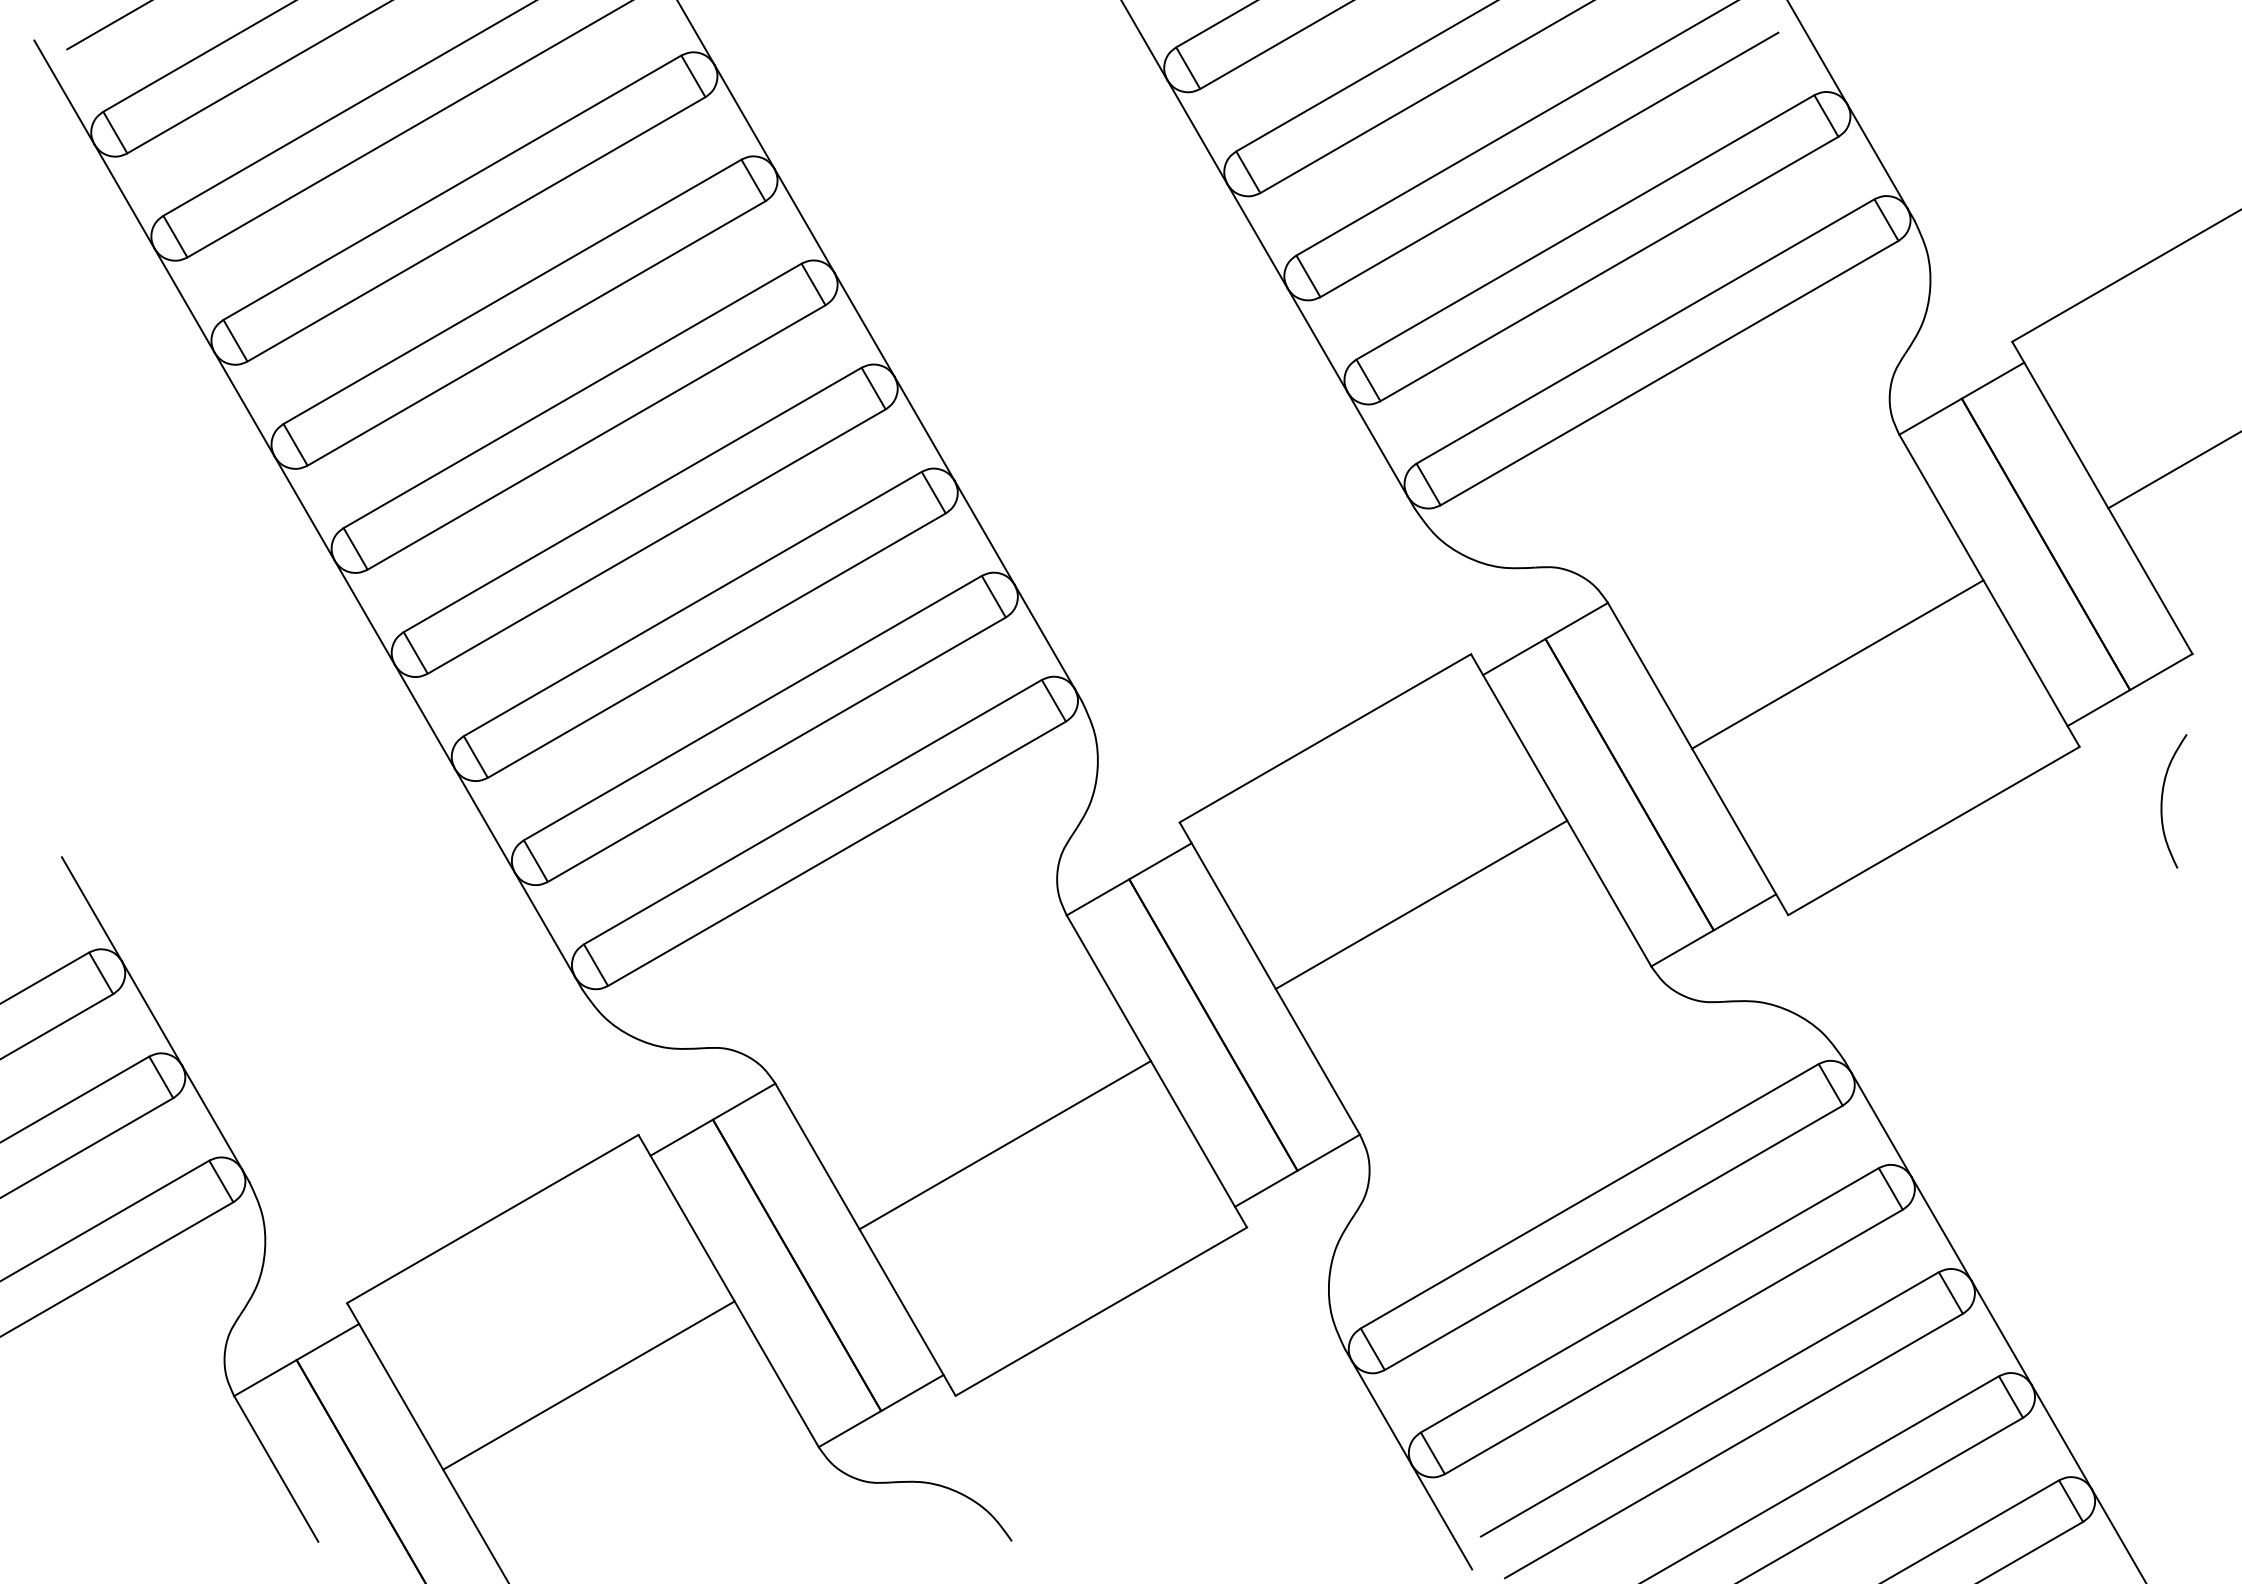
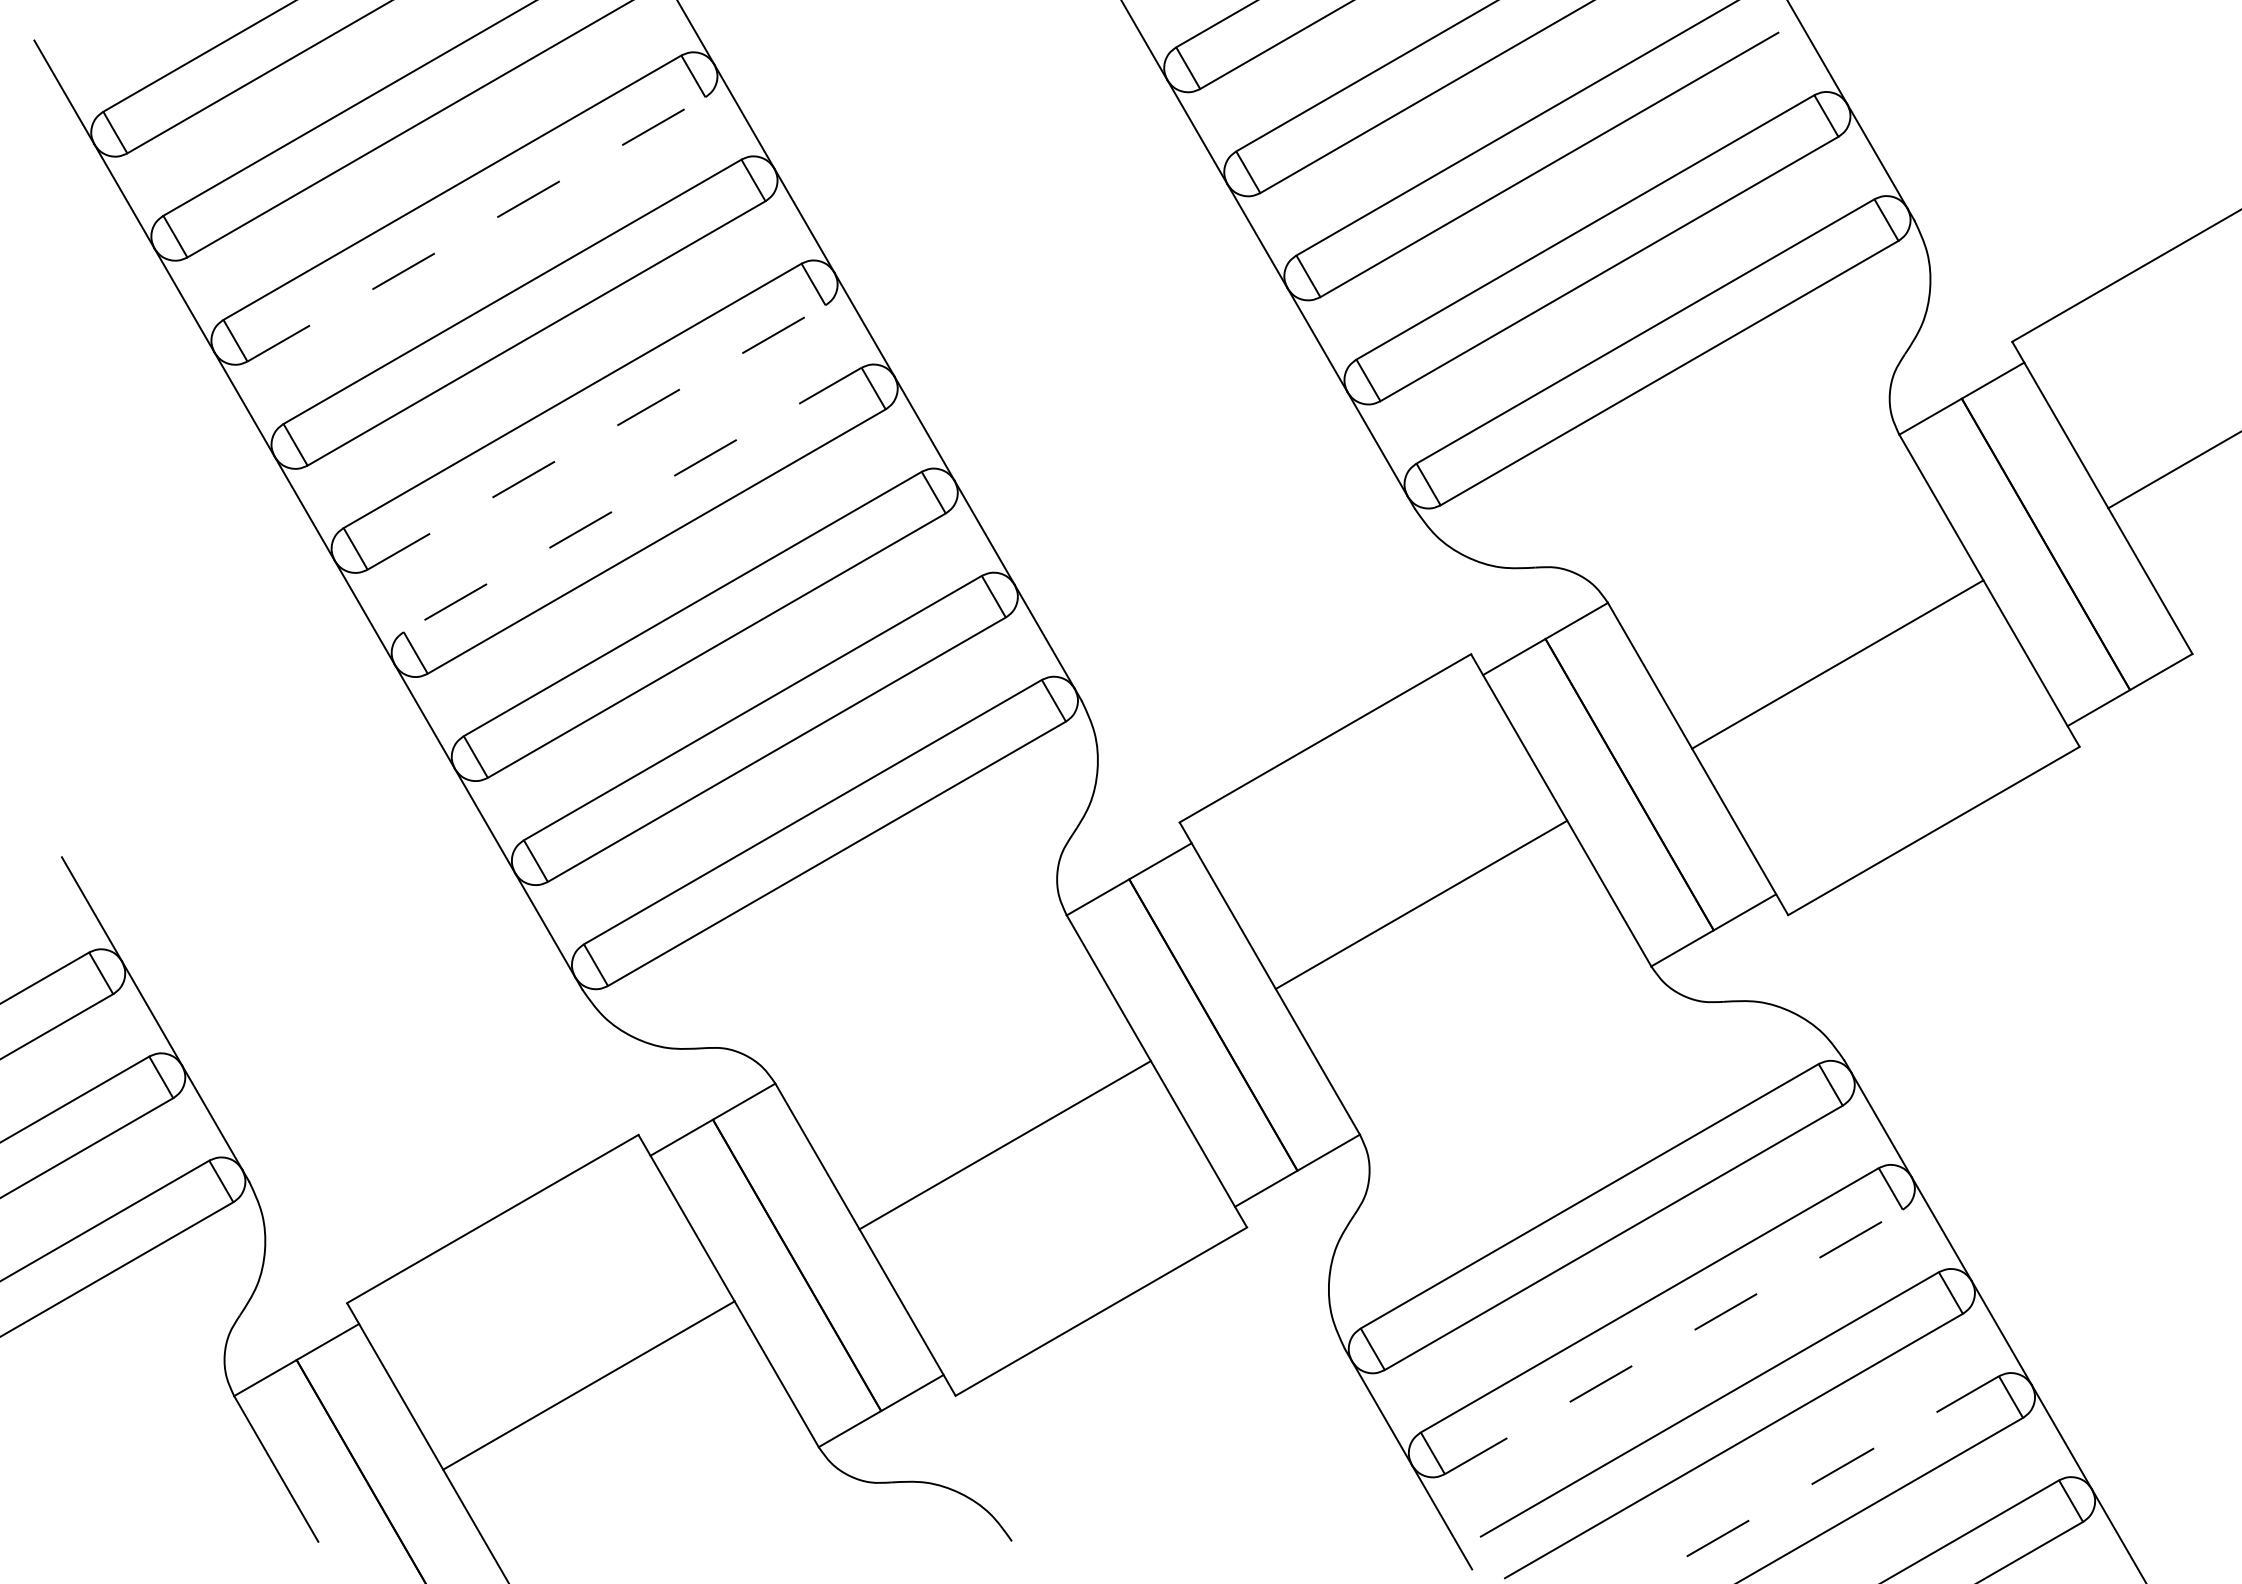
line: present -> none (107, 25)
line: solid -> dashed (476, 229)
line: solid -> dashed (597, 437)
line: solid -> dashed (632, 500)
curve: present -> none (2162, 801)
line: solid -> dashed (1674, 1341)
line: solid -> dashed (1818, 1480)
